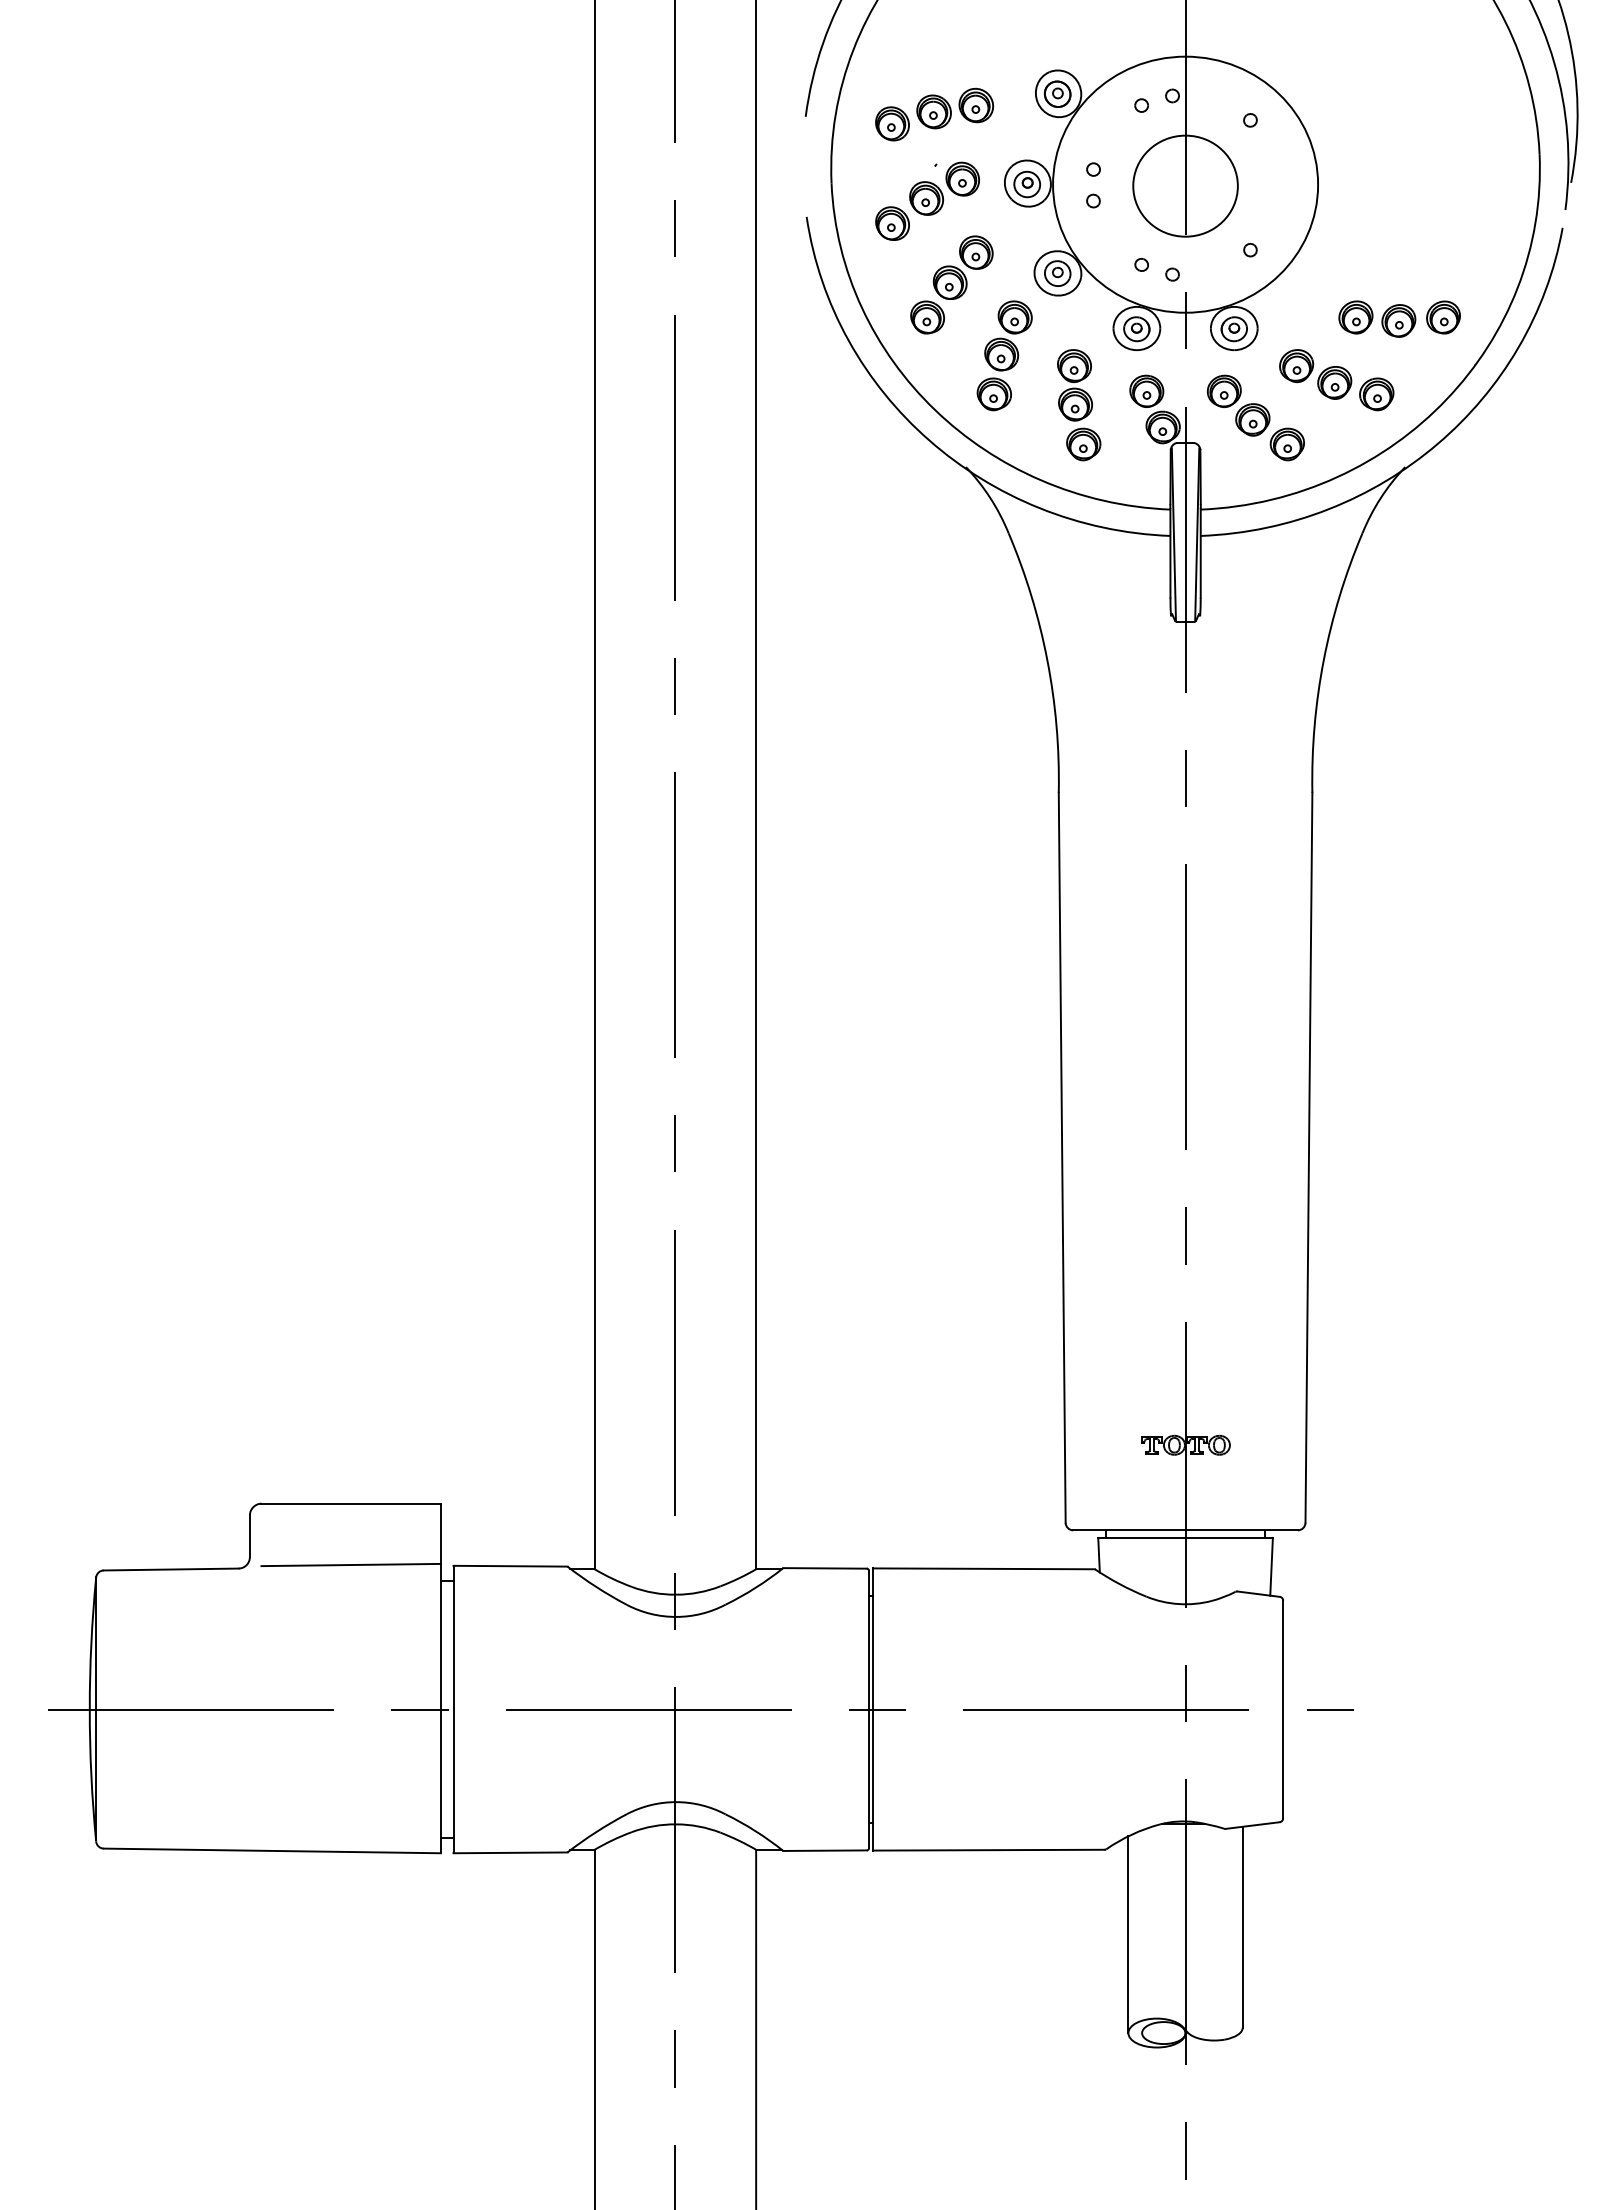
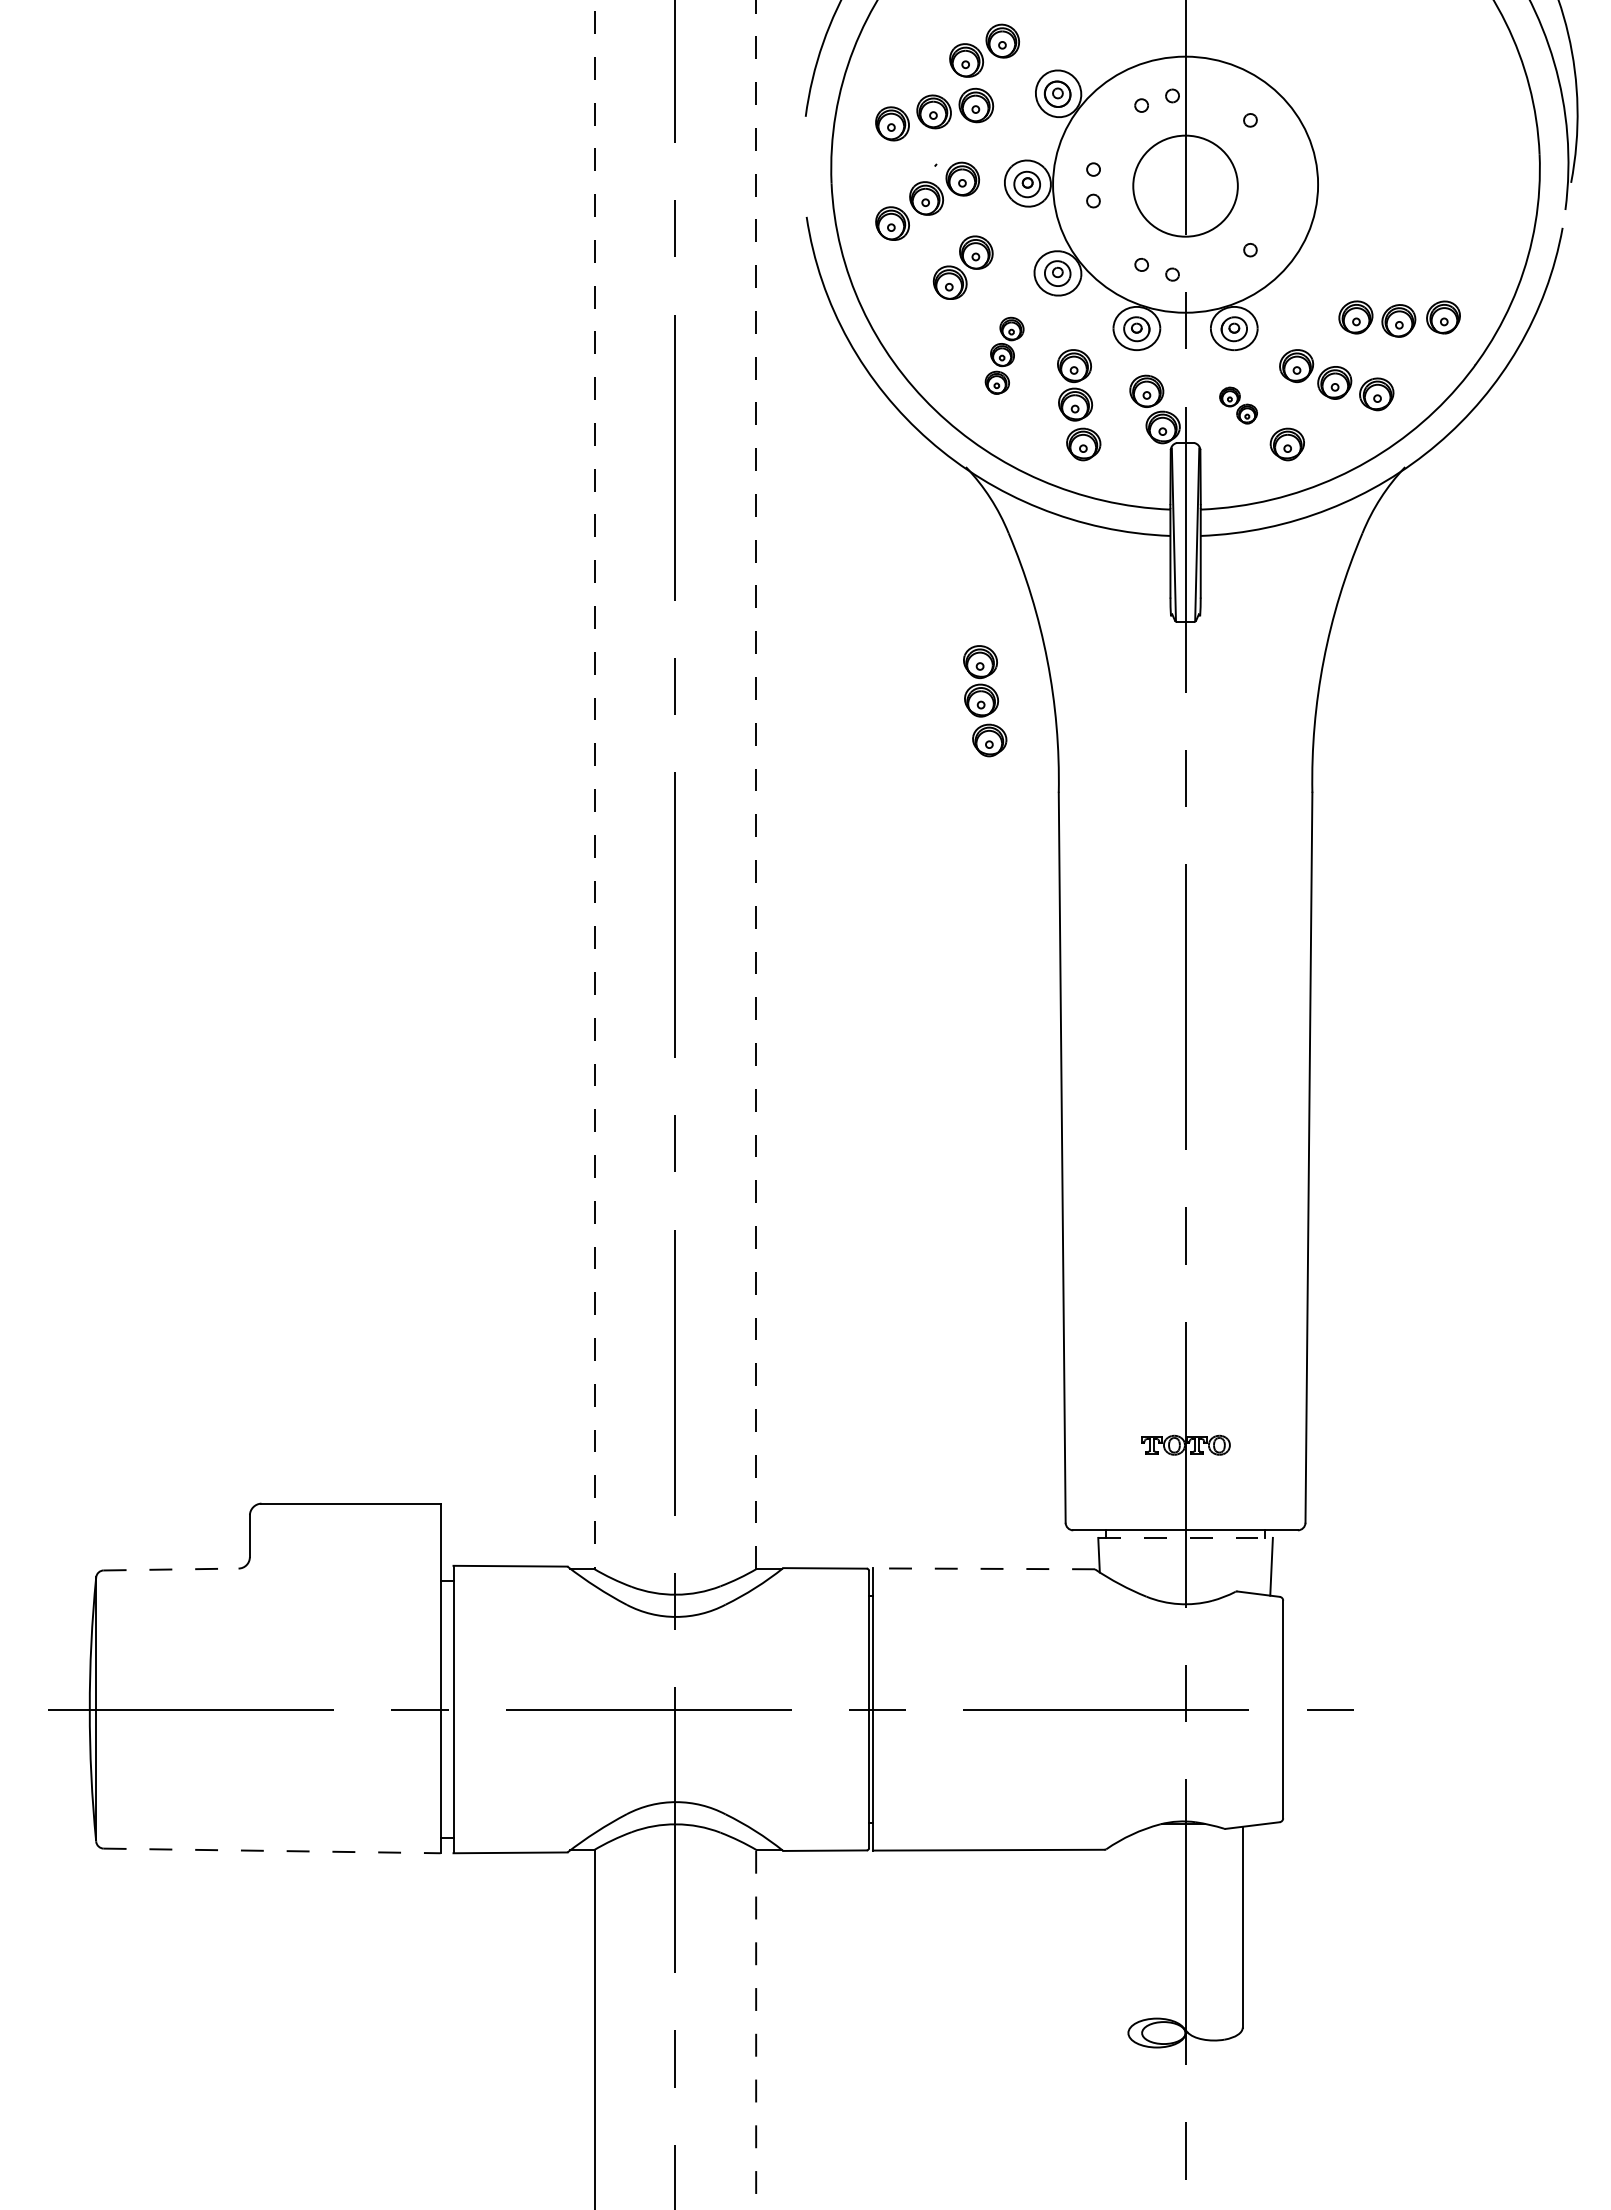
part: none -> present (984, 50)
part: present -> none (927, 317)
part size: 57x112 px -> 41x79 px (1004, 355)
part size: 65x63 px -> 39x39 px (1238, 405)
part: none -> present (985, 701)
line: solid -> dashed (756, 784)
line: solid -> dashed (594, 785)
line: solid -> dashed (1186, 1537)
line: present -> none (350, 1564)
line: solid -> dashed (983, 1568)
line: solid -> dashed (171, 1569)
line: solid -> dashed (272, 1850)
line: present -> none (1128, 1934)
line: solid -> dashed (756, 2030)
